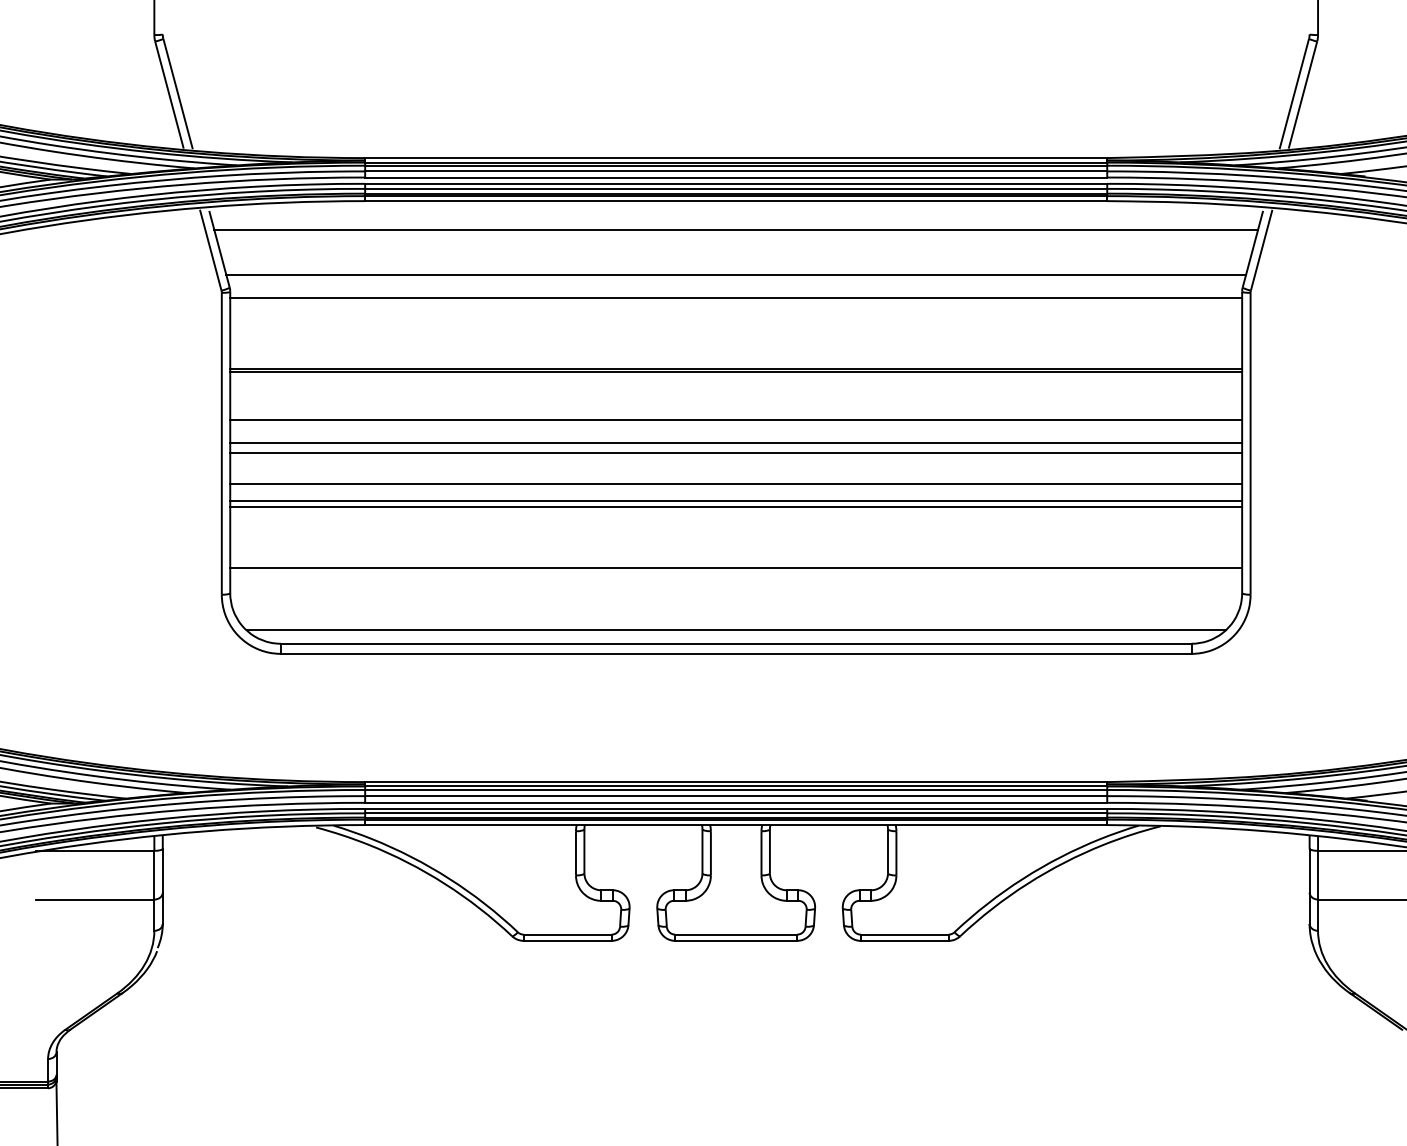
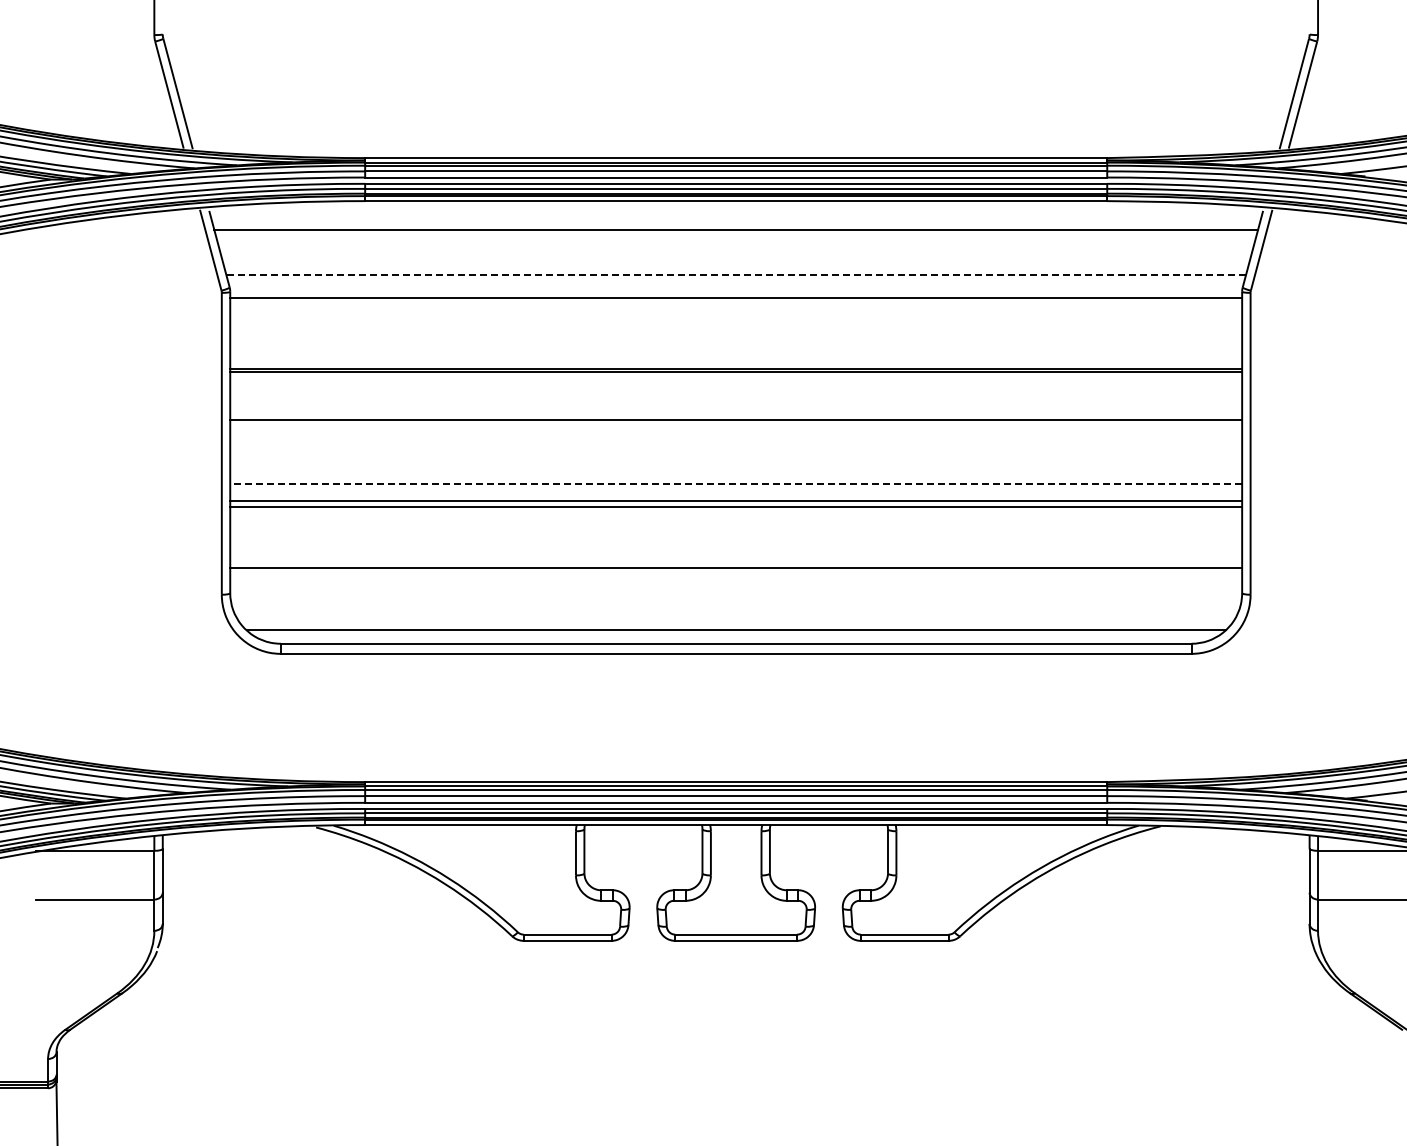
line: solid -> dashed (736, 275)
line: present -> none (736, 443)
line: present -> none (736, 452)
line: solid -> dashed (736, 483)
